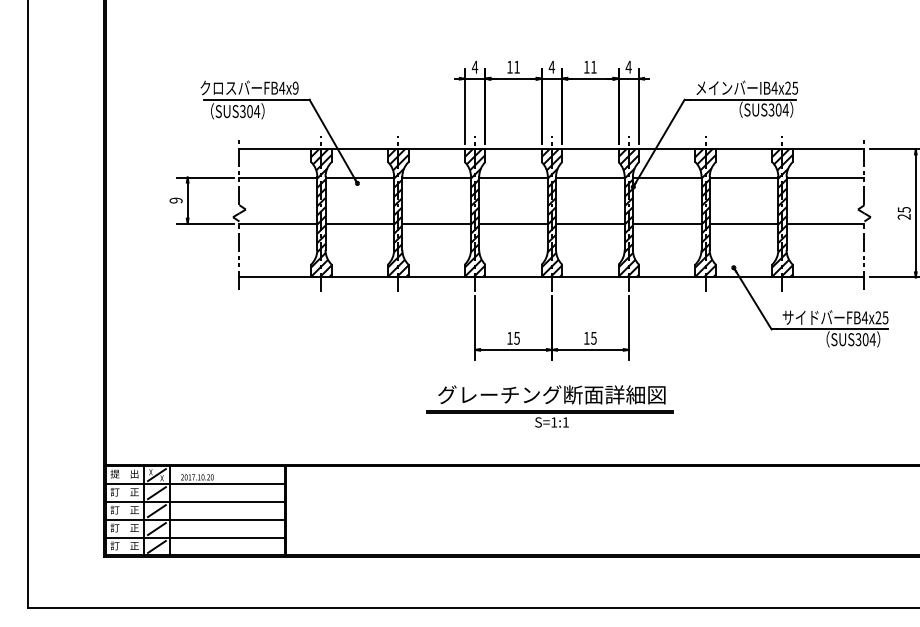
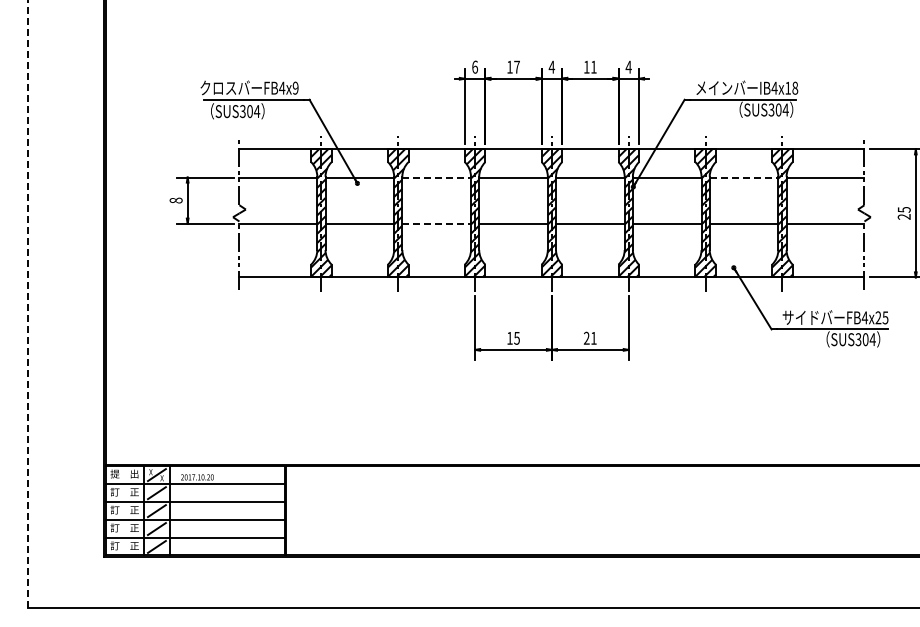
text: 4 -> 6 (474, 66)
text: 11 -> 17 (516, 66)
text: IB4x25 -> IB4x18 (791, 87)
line: solid -> dashed (437, 177)
line: solid -> dashed (744, 177)
text: 9 -> 8 (175, 200)
line: solid -> dashed (437, 223)
line: solid -> dashed (27, 304)
text: 15 -> 21 (589, 337)
part: present -> none (549, 406)
